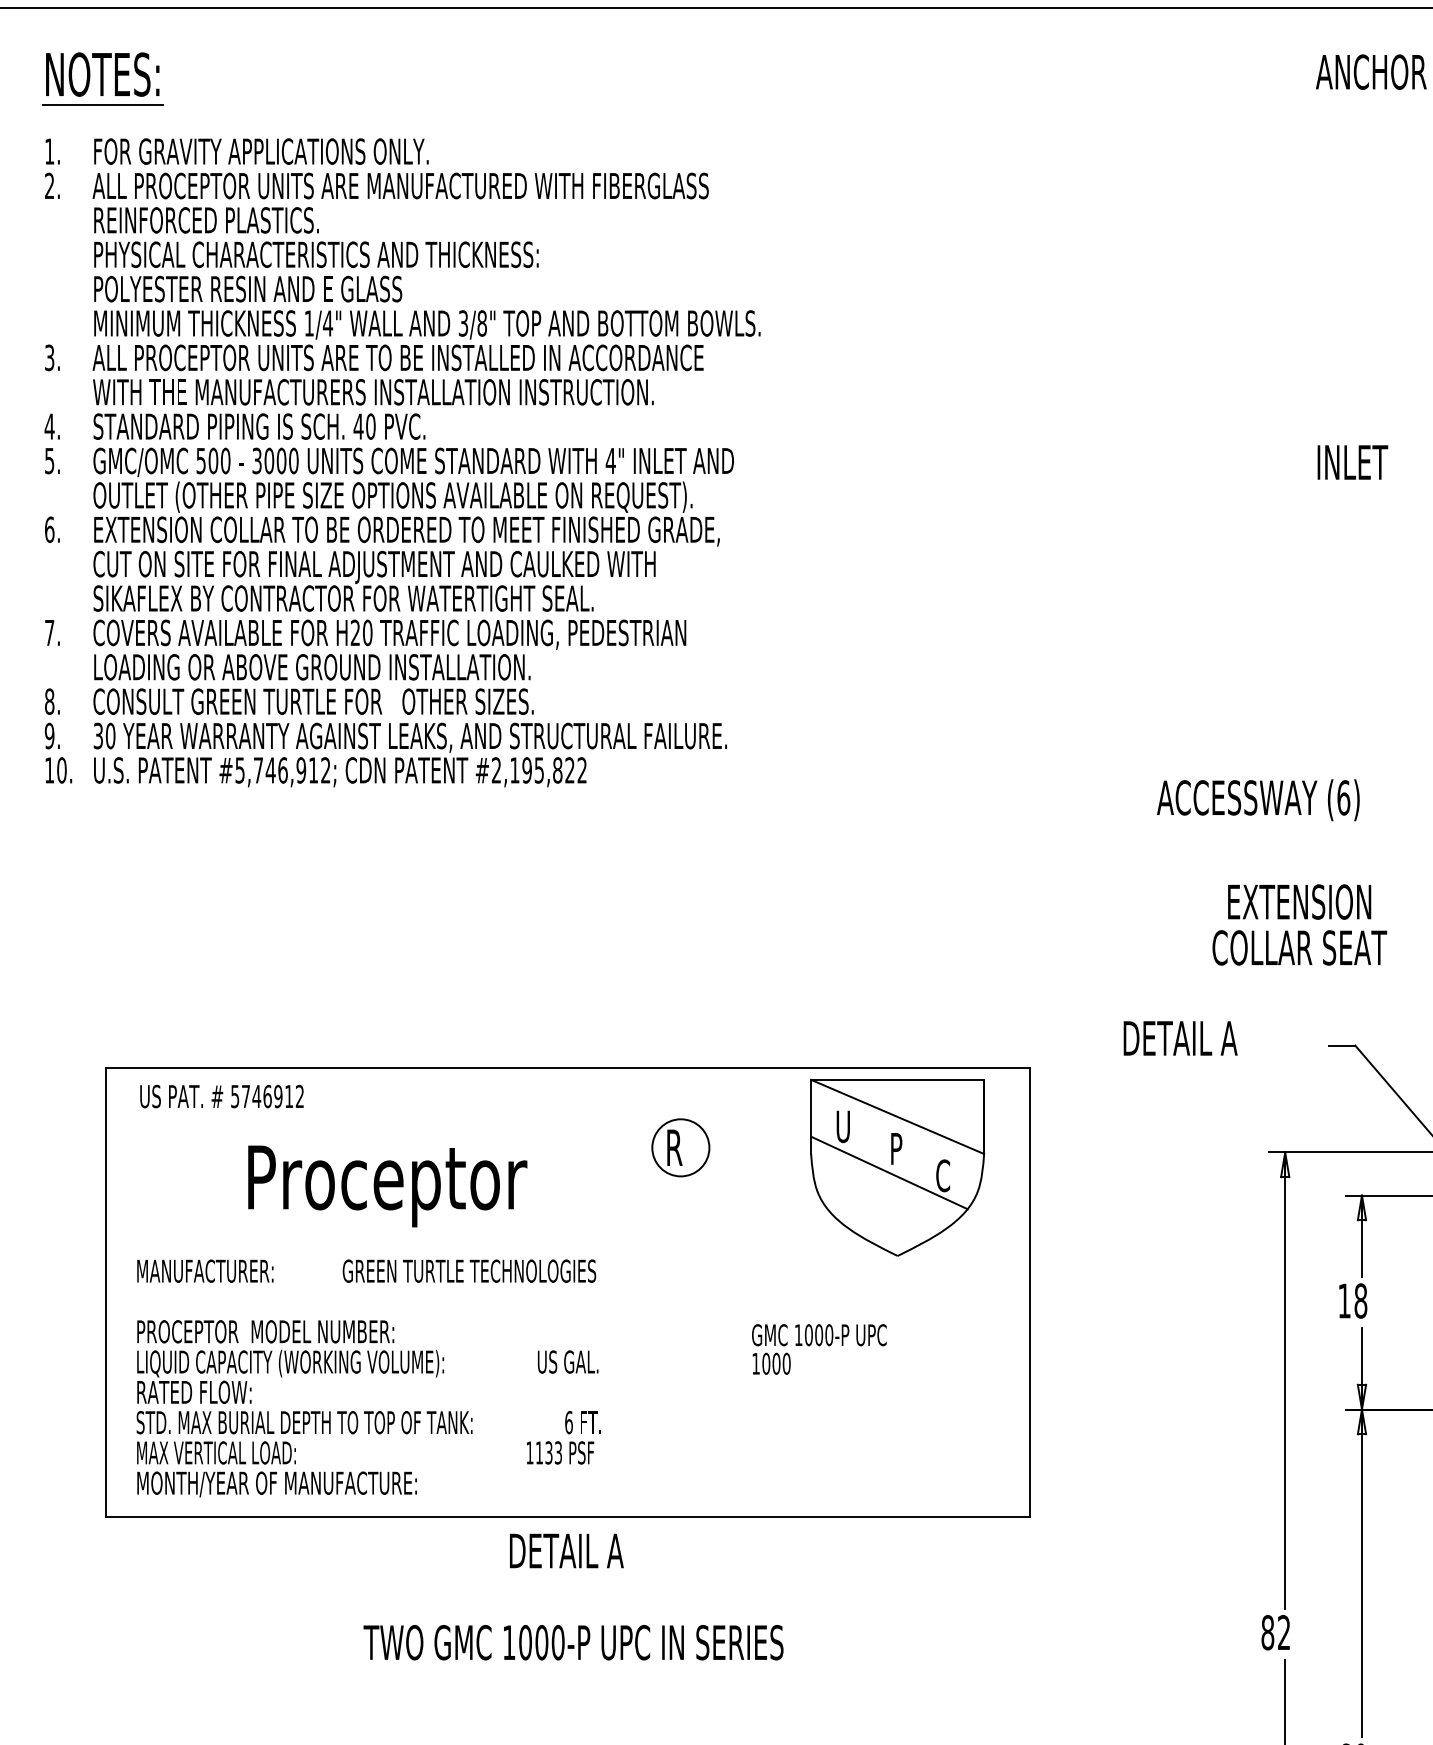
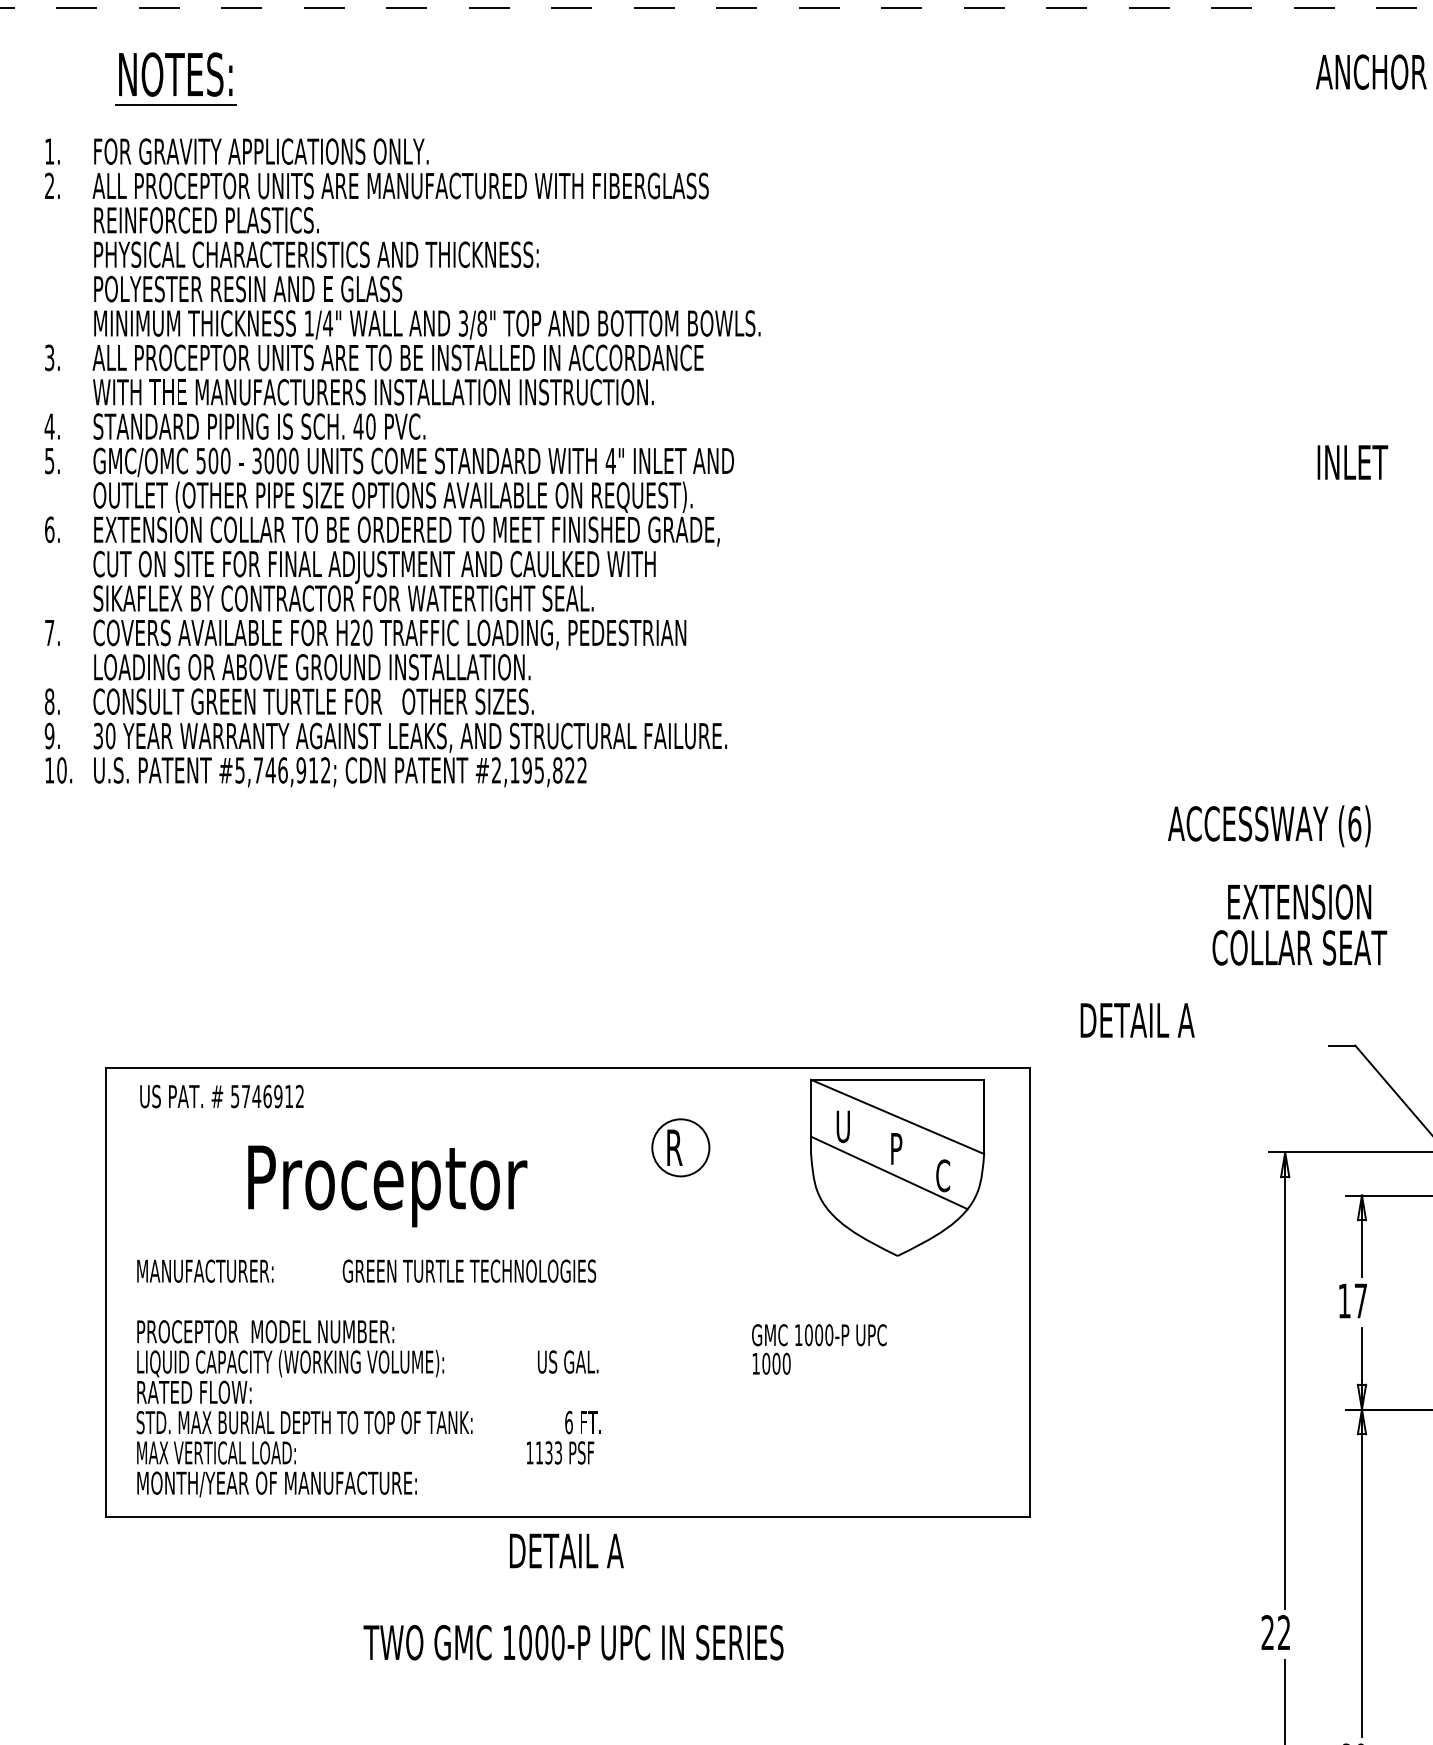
line: solid -> dashed (716, 8)
part position: (102, 78) -> (175, 78) (175, 78)
text position: (1258, 800) -> (1269, 826) (1269, 826)
text position: (1180, 1038) -> (1137, 1020) (1137, 1020)
text: 18 -> 17 (1360, 1300)
text: 82 -> 22 (1267, 1632)
